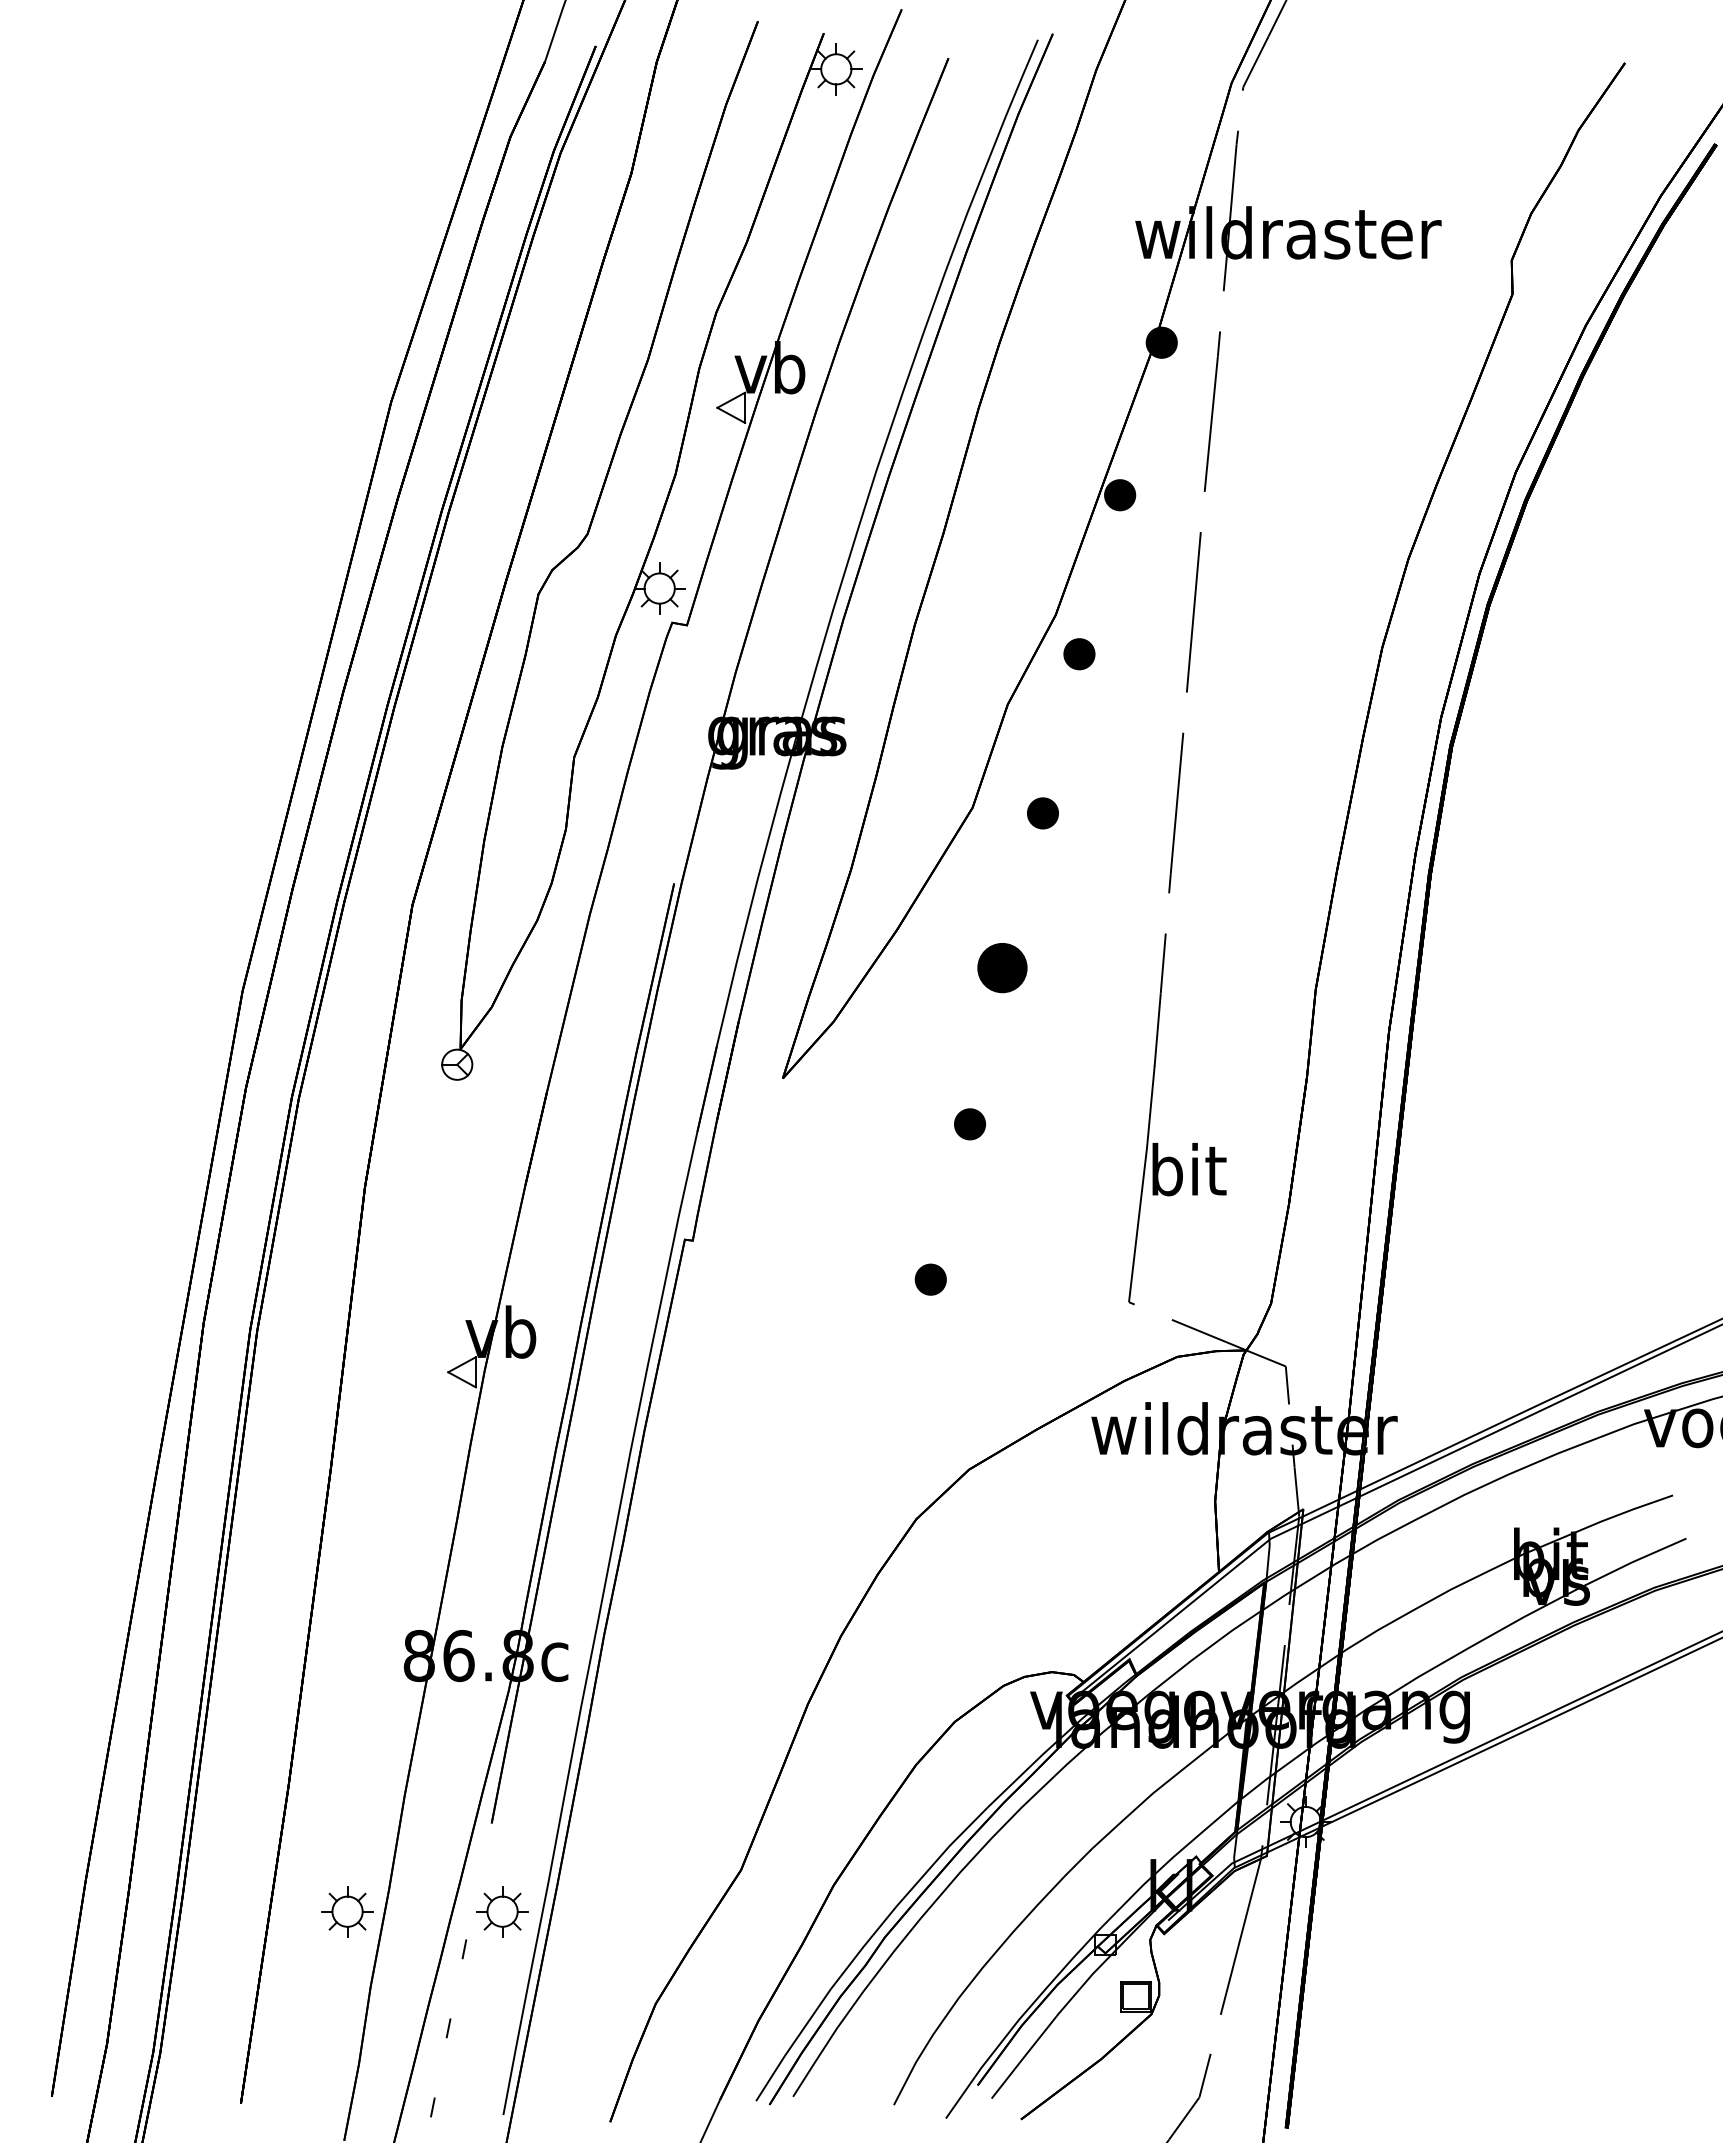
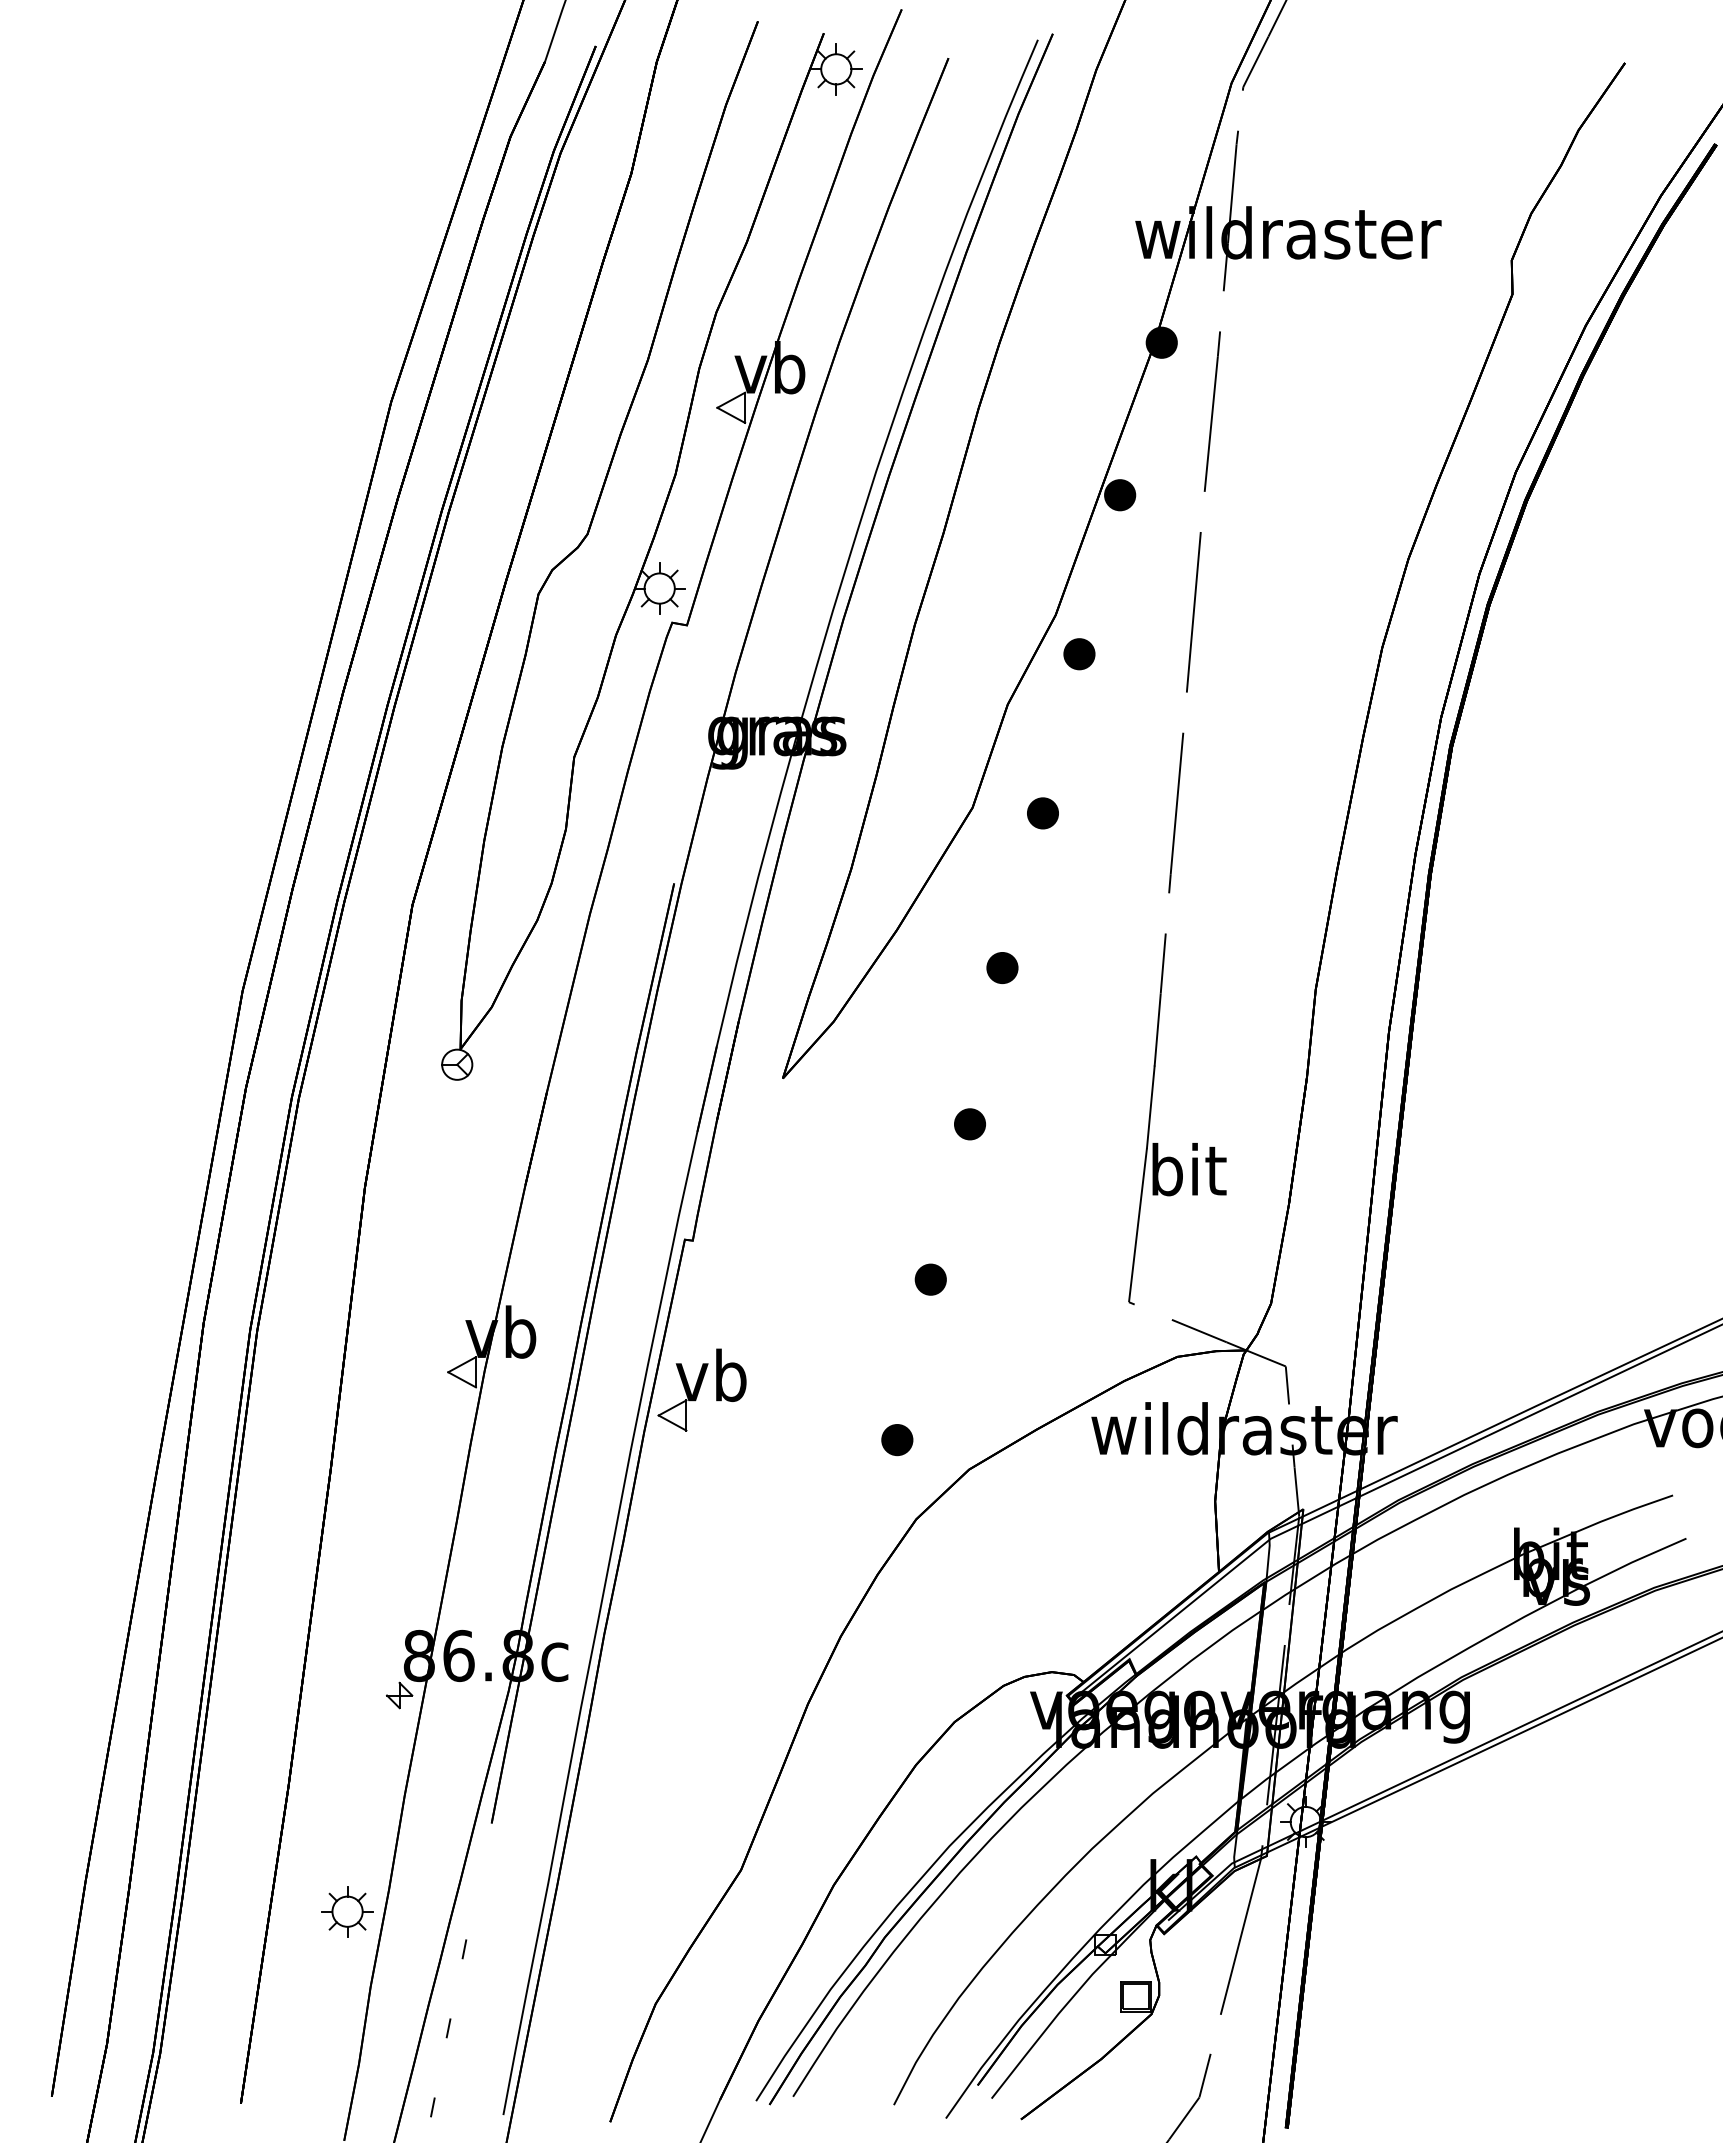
part size: 51x51 px -> 33x32 px (1002, 967)
part: none -> present (701, 1389)
part: none -> present (897, 1440)
part: none -> present (399, 1695)
part: present -> none (502, 1911)
